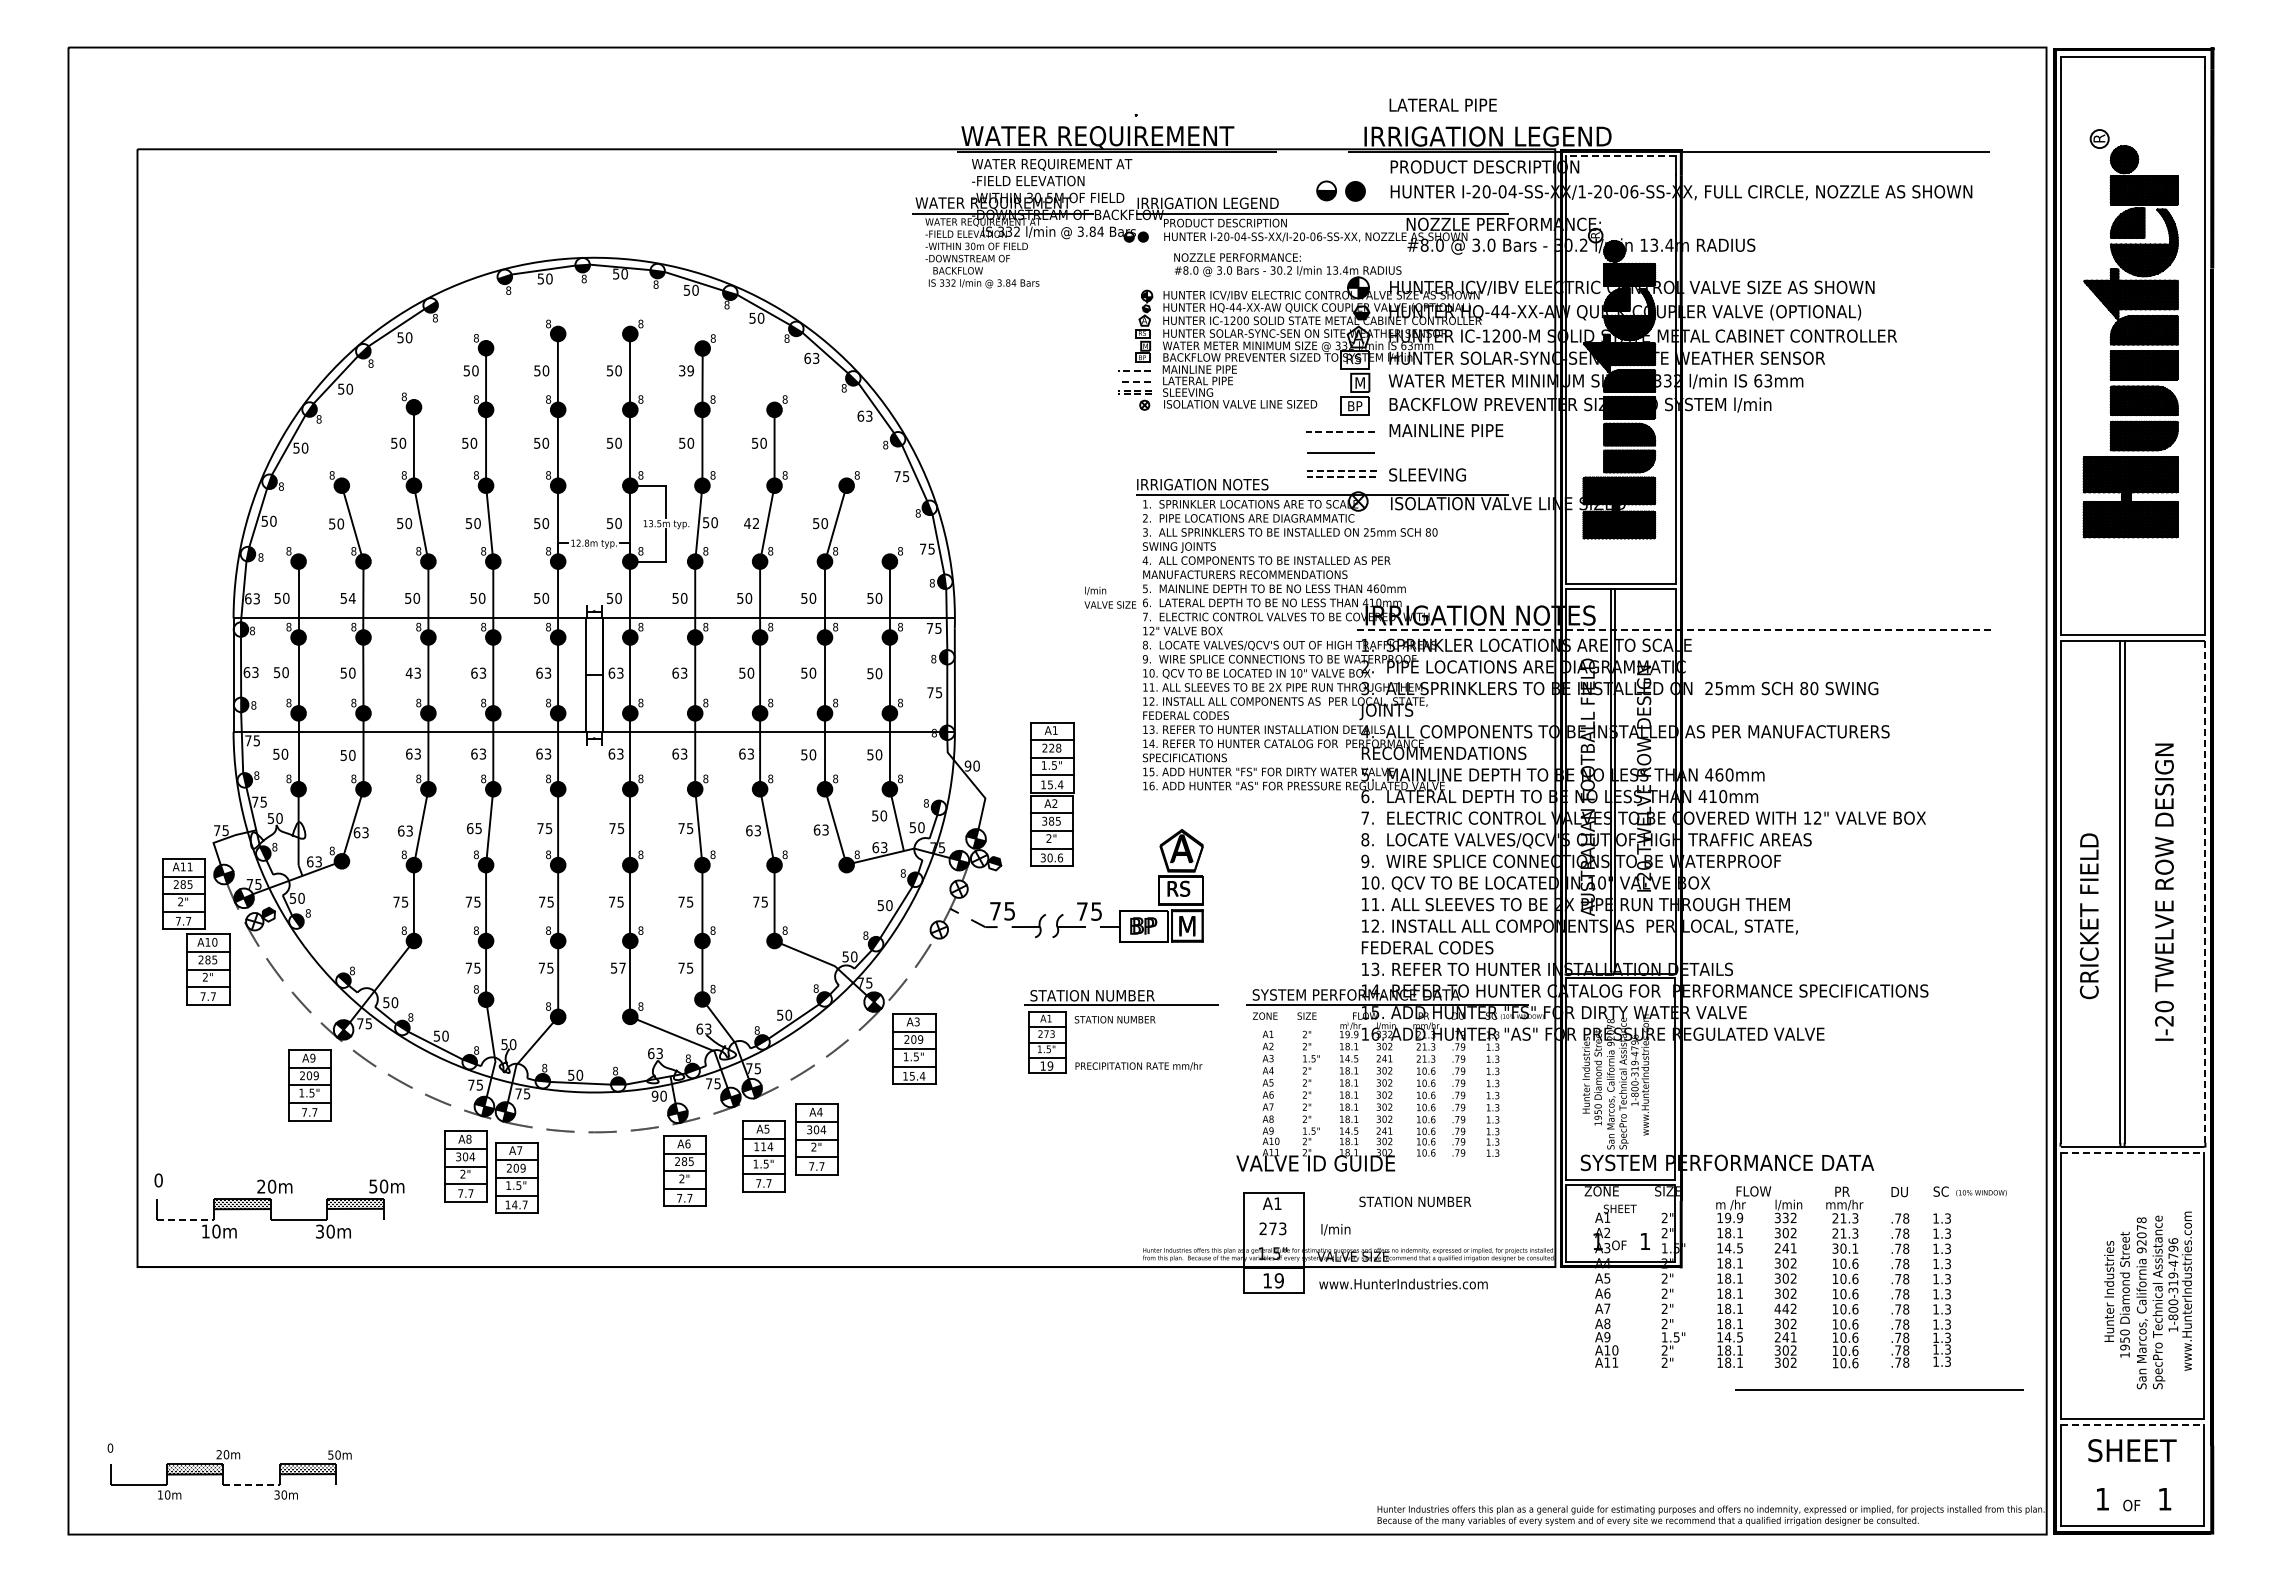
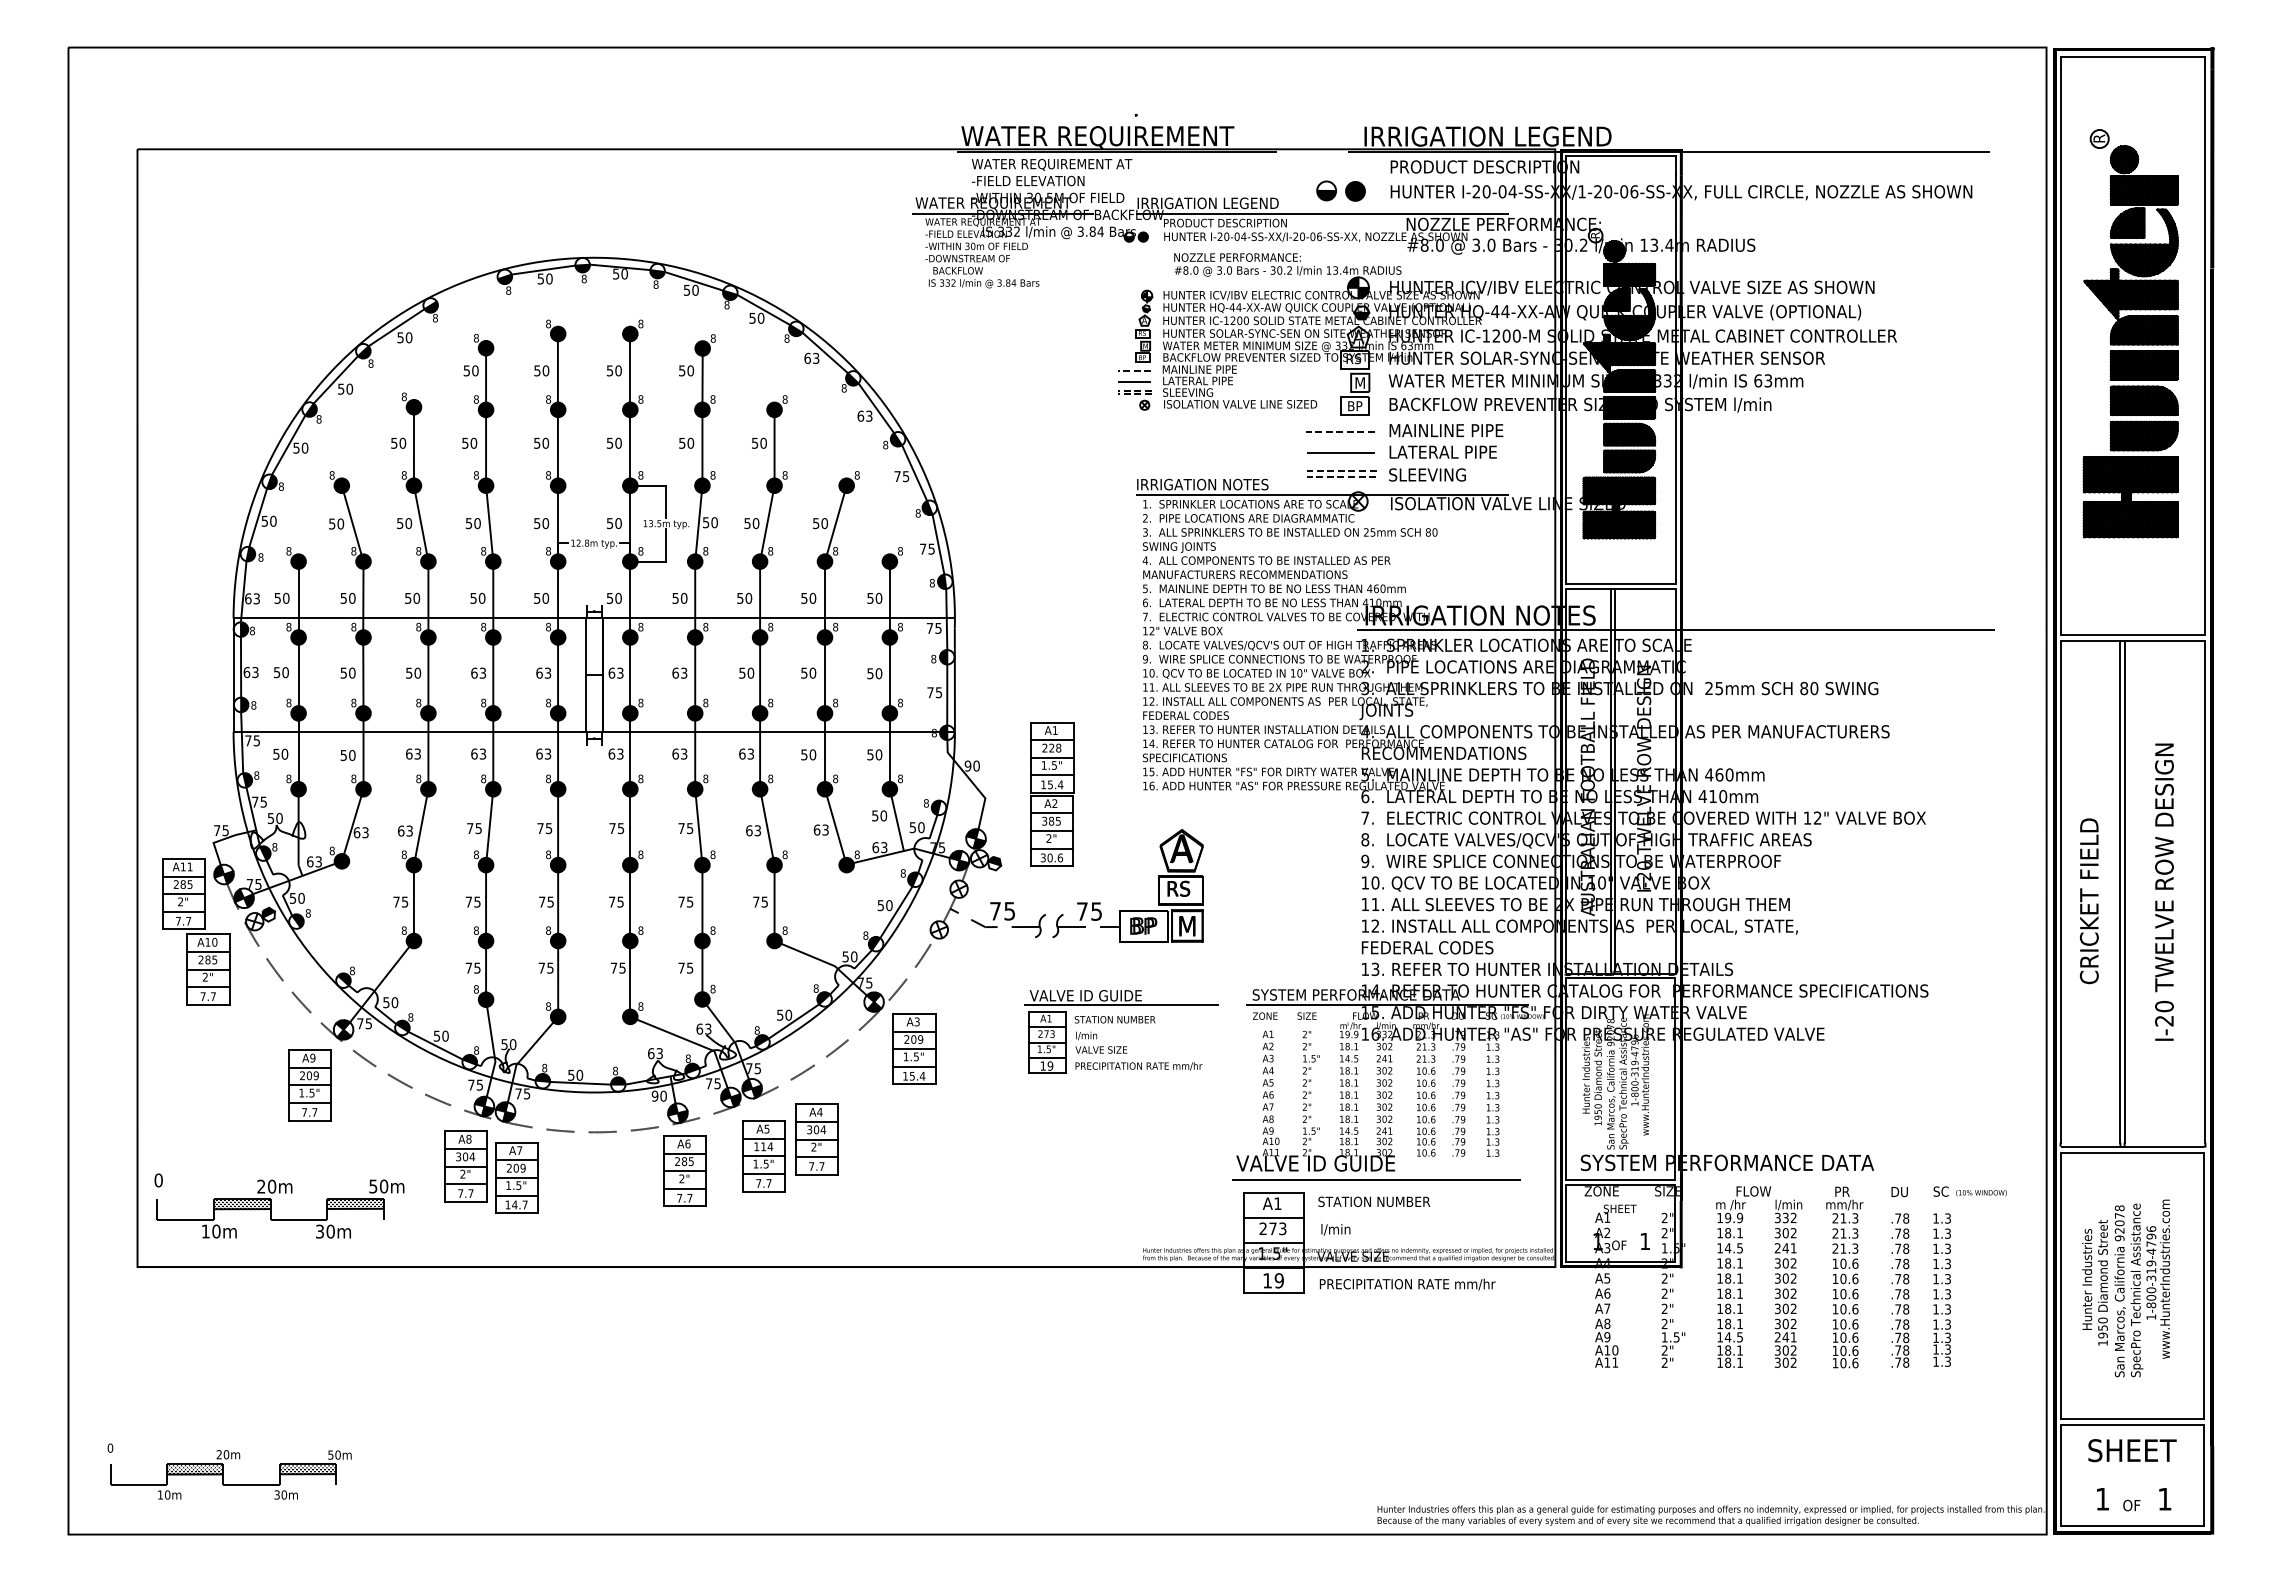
text position: (1442, 104) -> (1442, 451) (1442, 451)
line: dashed -> solid (1620, 156)
text: 39 -> 50 (686, 370)
line: dashed -> solid (1134, 381)
text: 42 -> 50 (751, 523)
text: 54 -> 50 (351, 597)
text position: (1110, 597) -> (1101, 1042) (1101, 1042)
line: dashed -> solid (1676, 630)
text: 43 -> 50 (413, 672)
text: 65 -> 75 (470, 828)
line: dashed -> solid (2205, 891)
text position: (2088, 916) -> (2088, 901) (2088, 901)
text: 57 -> 75 (617, 967)
text: STATION NUMBER -> VALVE ID GUIDE (1091, 995)
line: dashed -> solid (2132, 1152)
text position: (1415, 1201) -> (1374, 1201) (1374, 1201)
line: none -> present (1273, 1217)
line: dashed -> solid (185, 1220)
line: none -> present (1273, 1242)
text: 30.1 -> 21.3 (1845, 1248)
text: www.HunterIndustries.com -> PRECIPITATION RATE mm/hr (1407, 1284)
text position: (2147, 1300) -> (2125, 1288) (2125, 1288)
text: 442 -> 302 (1781, 1308)
line position: (1879, 1389) -> (1376, 1179) (1376, 1179)
line: dashed -> solid (2132, 1424)
line: dashed -> solid (251, 1485)
